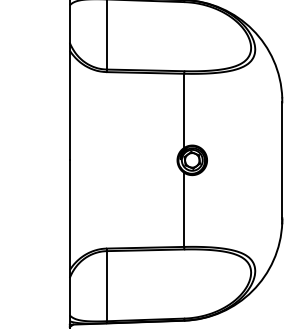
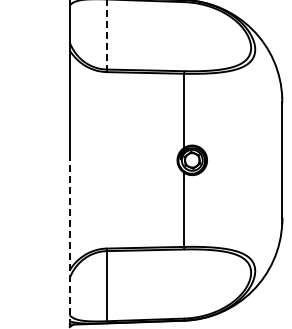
line: solid -> dashed (106, 35)
line: solid -> dashed (69, 243)
